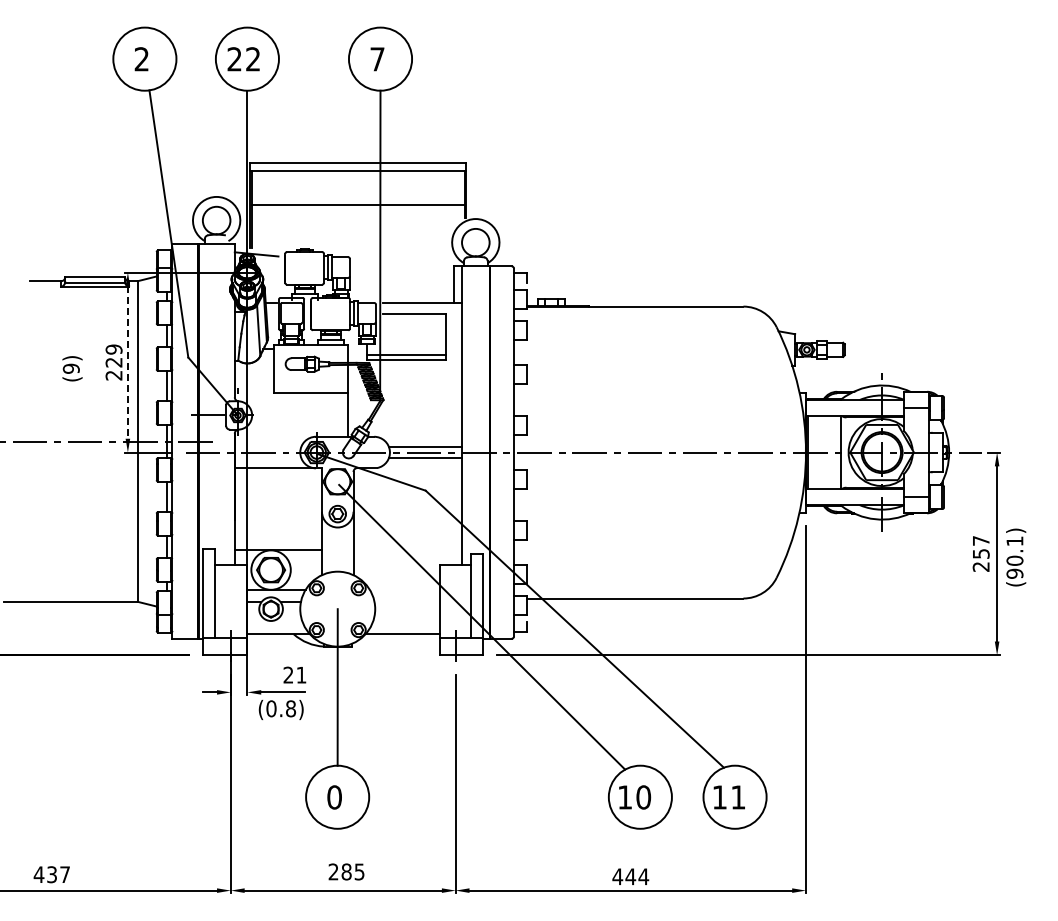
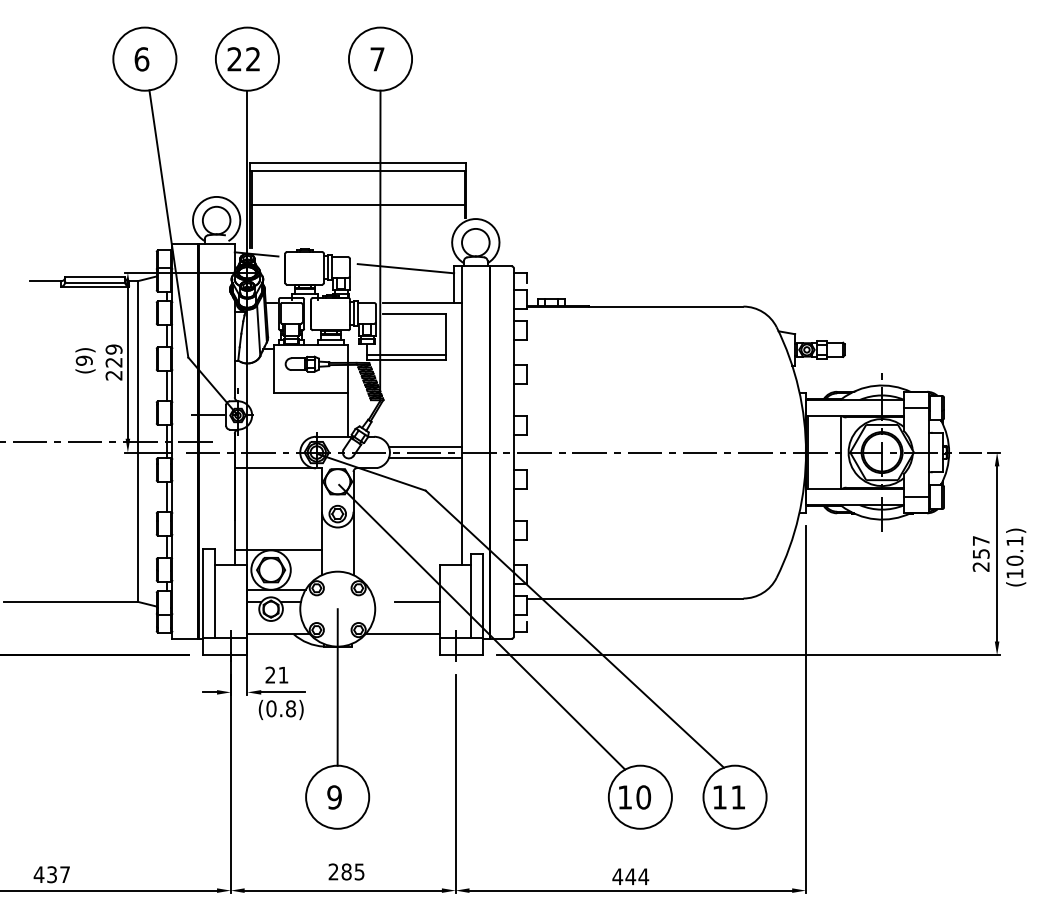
text: 2 -> 6 (141, 59)
line: none -> present (405, 268)
line: dashed -> solid (127, 363)
text position: (72, 368) -> (85, 360) (85, 360)
text: (90.1) -> (10.1) (1014, 573)
line: none -> present (416, 602)
text position: (294, 674) -> (276, 674) (276, 674)
text: 0 -> 9 (334, 797)
